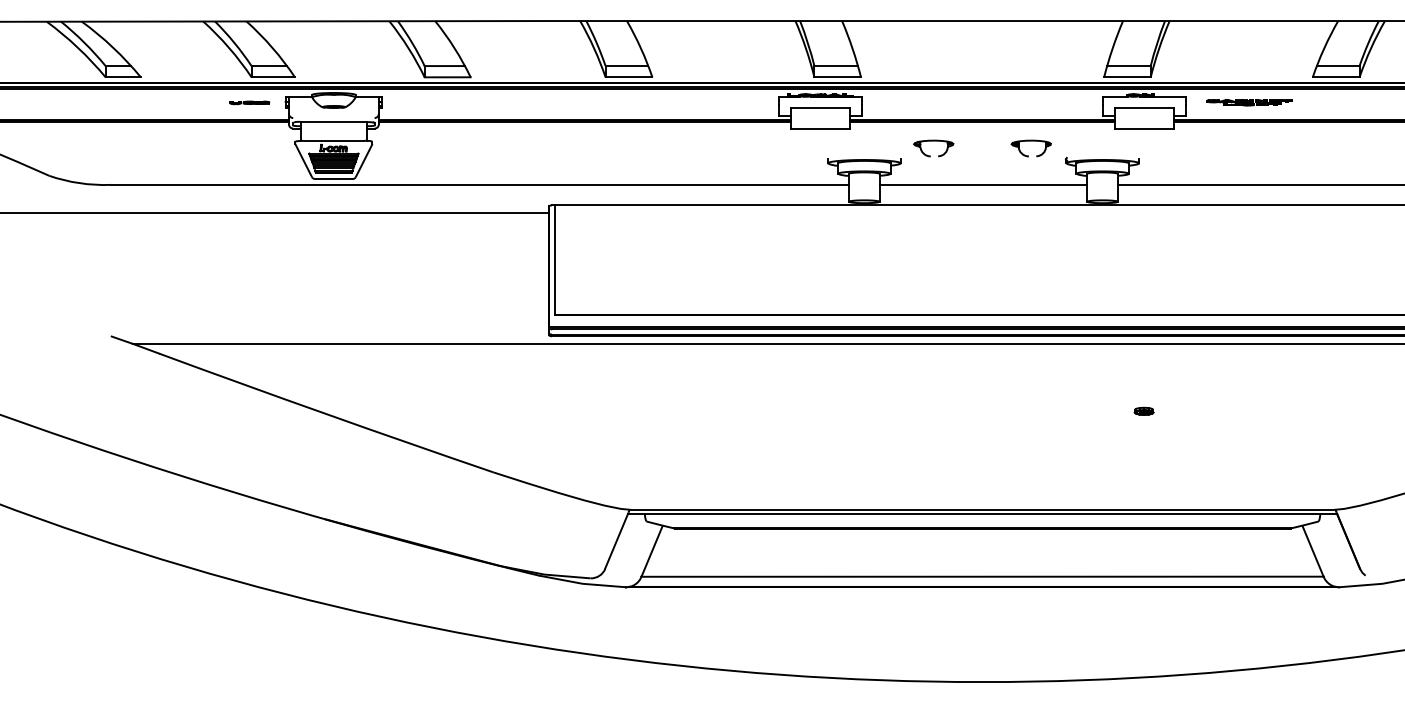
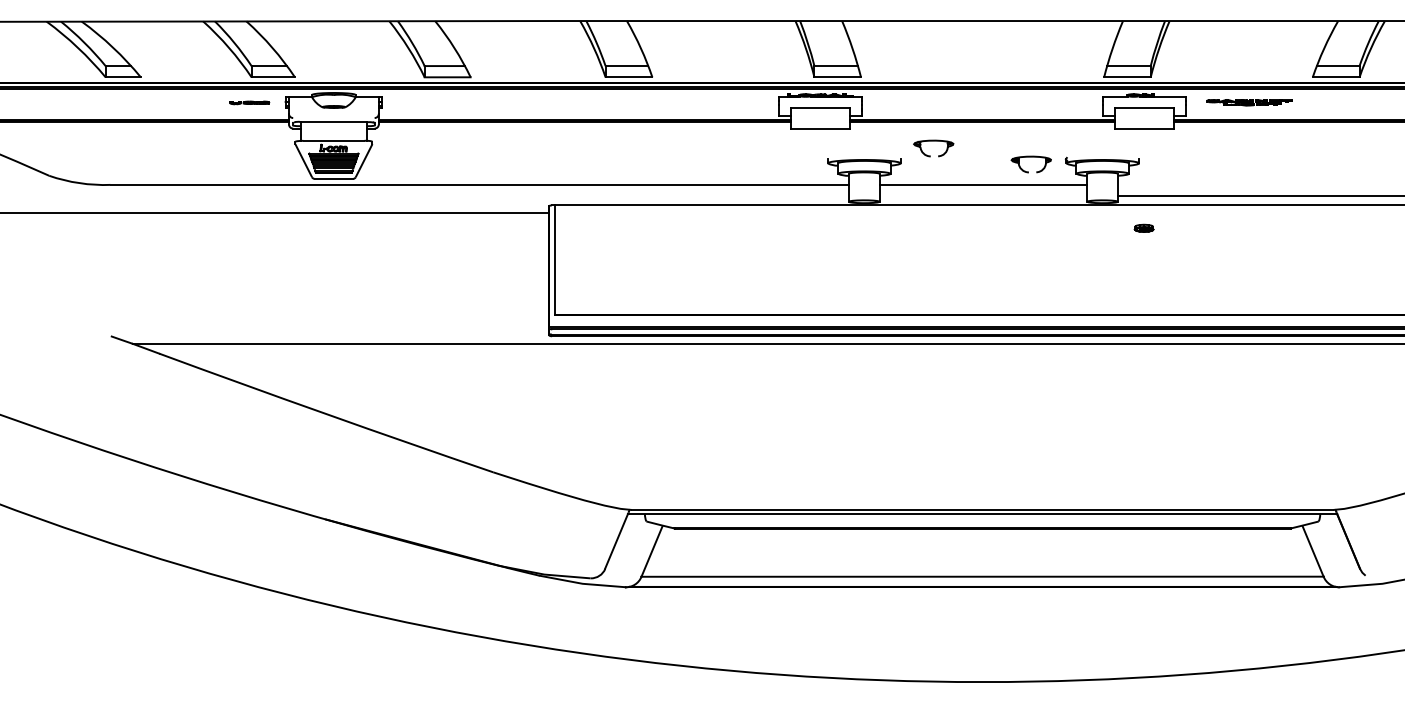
part position: (1030, 141) -> (1030, 157) (1030, 157)
line position: (1259, 184) -> (1259, 195) (1259, 195)
part position: (1143, 410) -> (1143, 227) (1143, 227)
